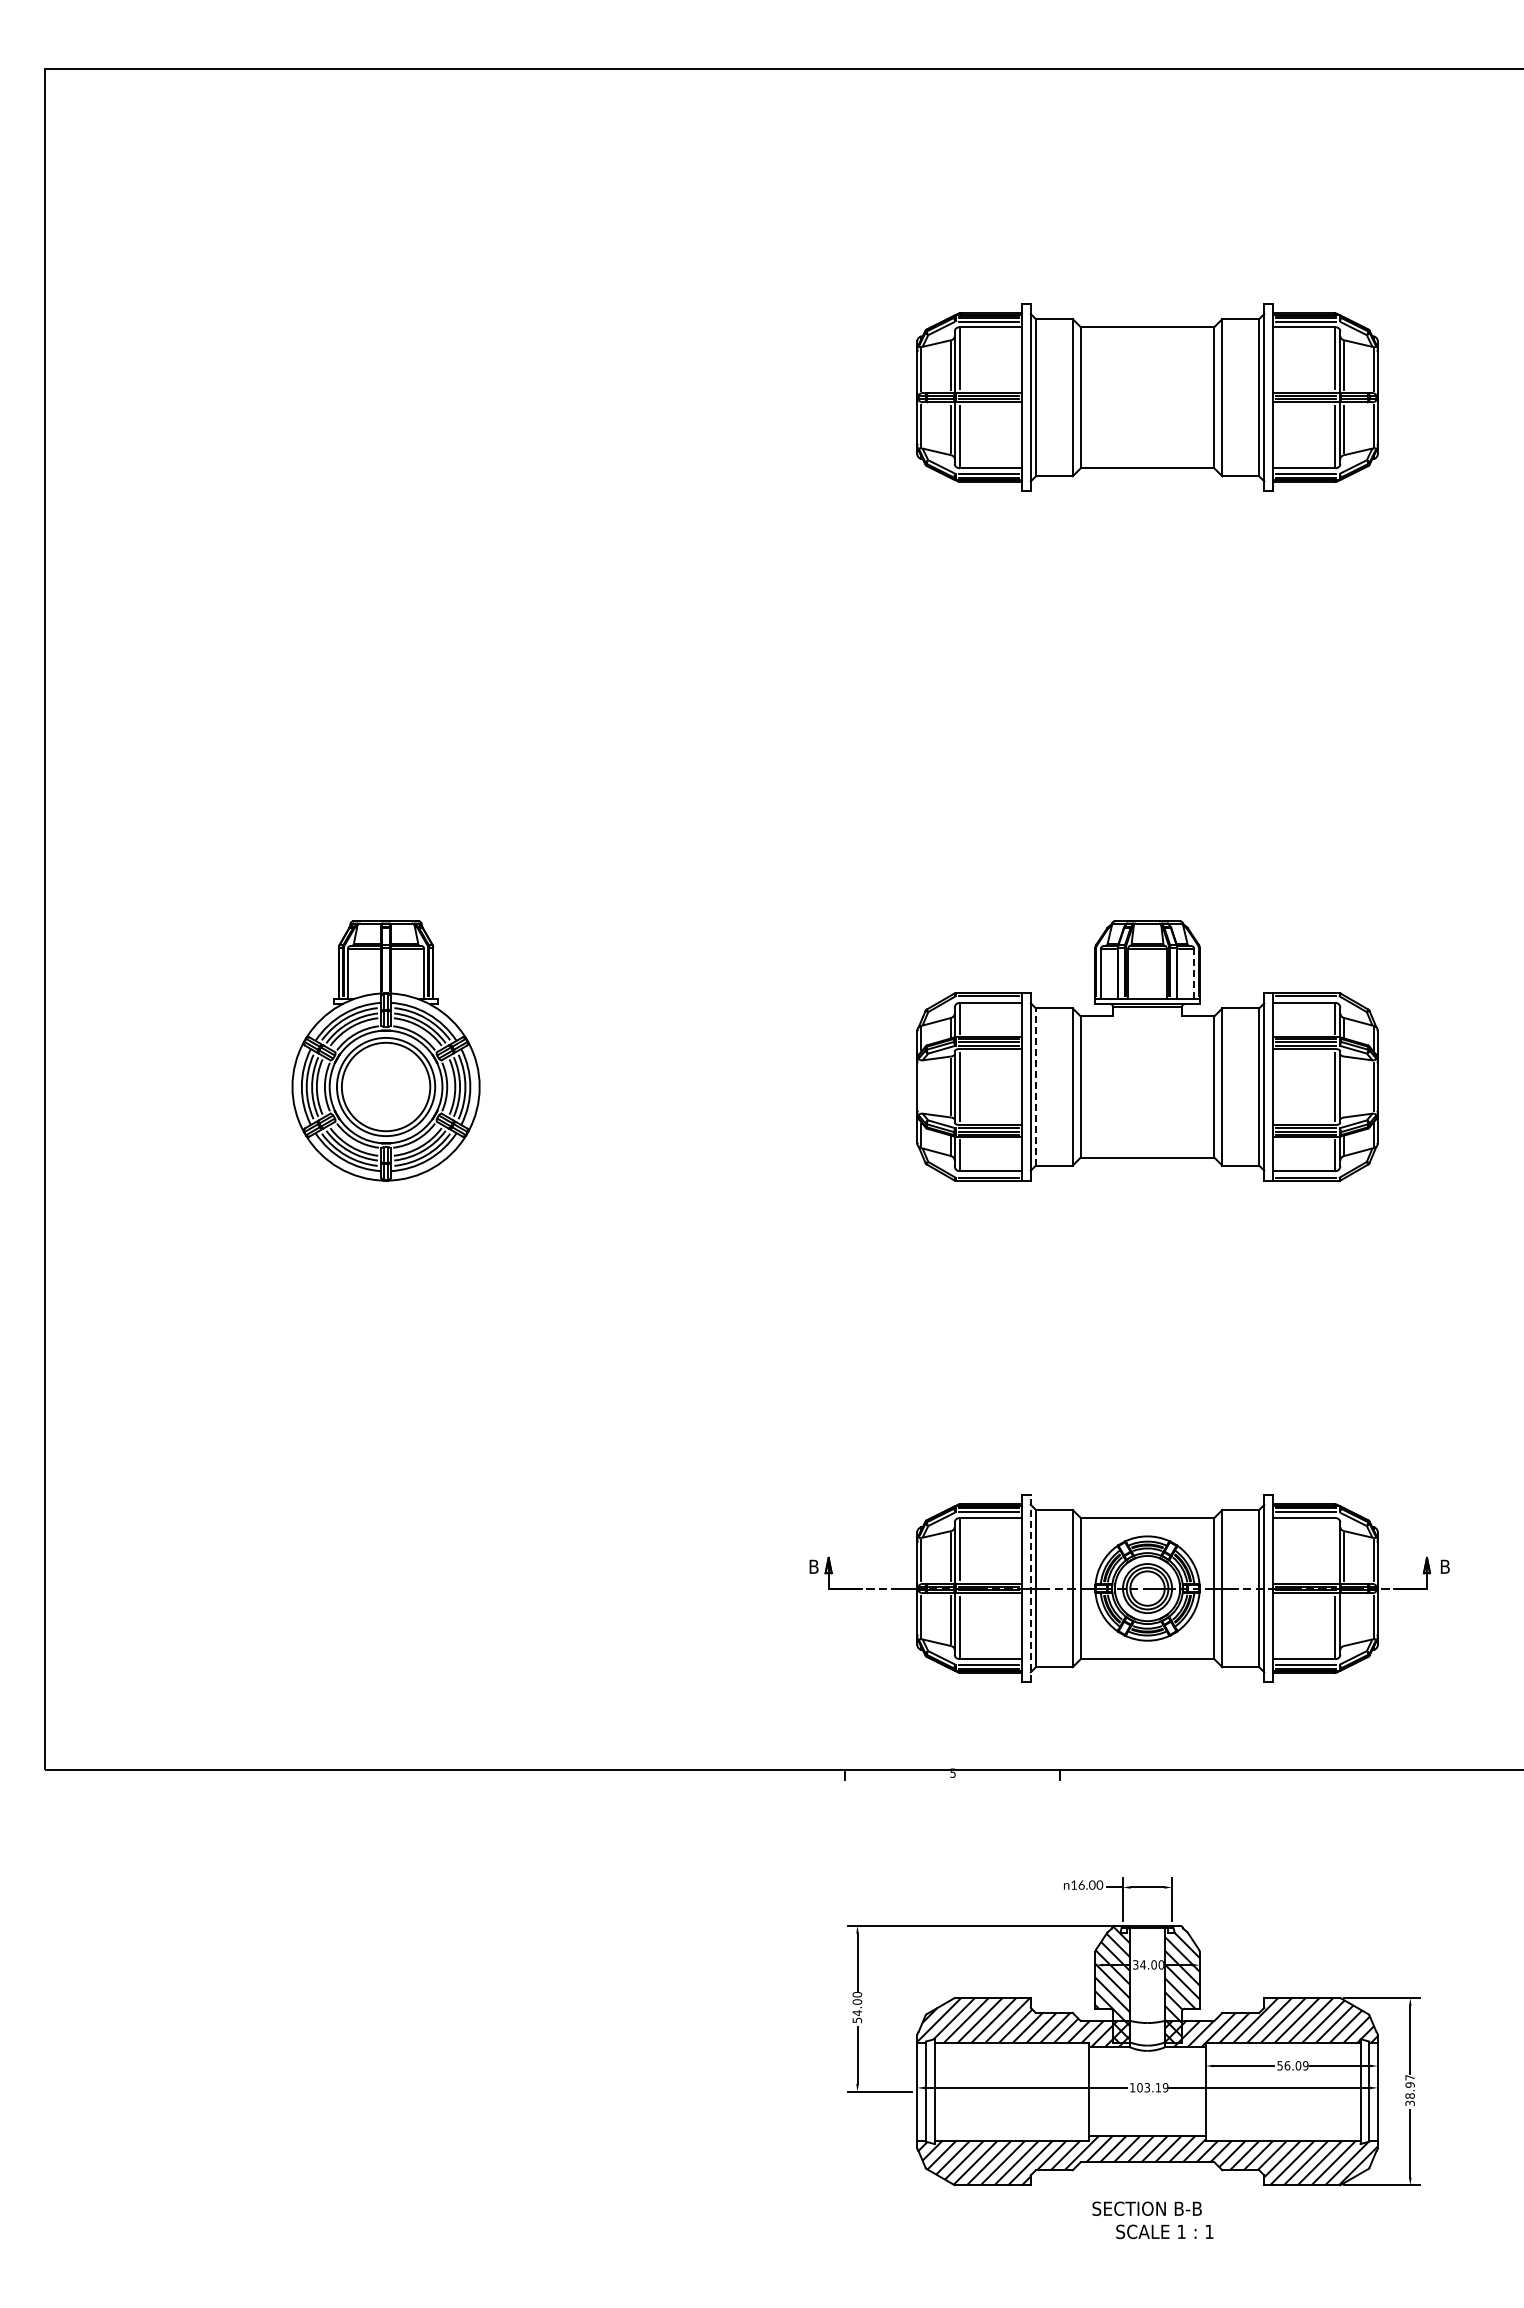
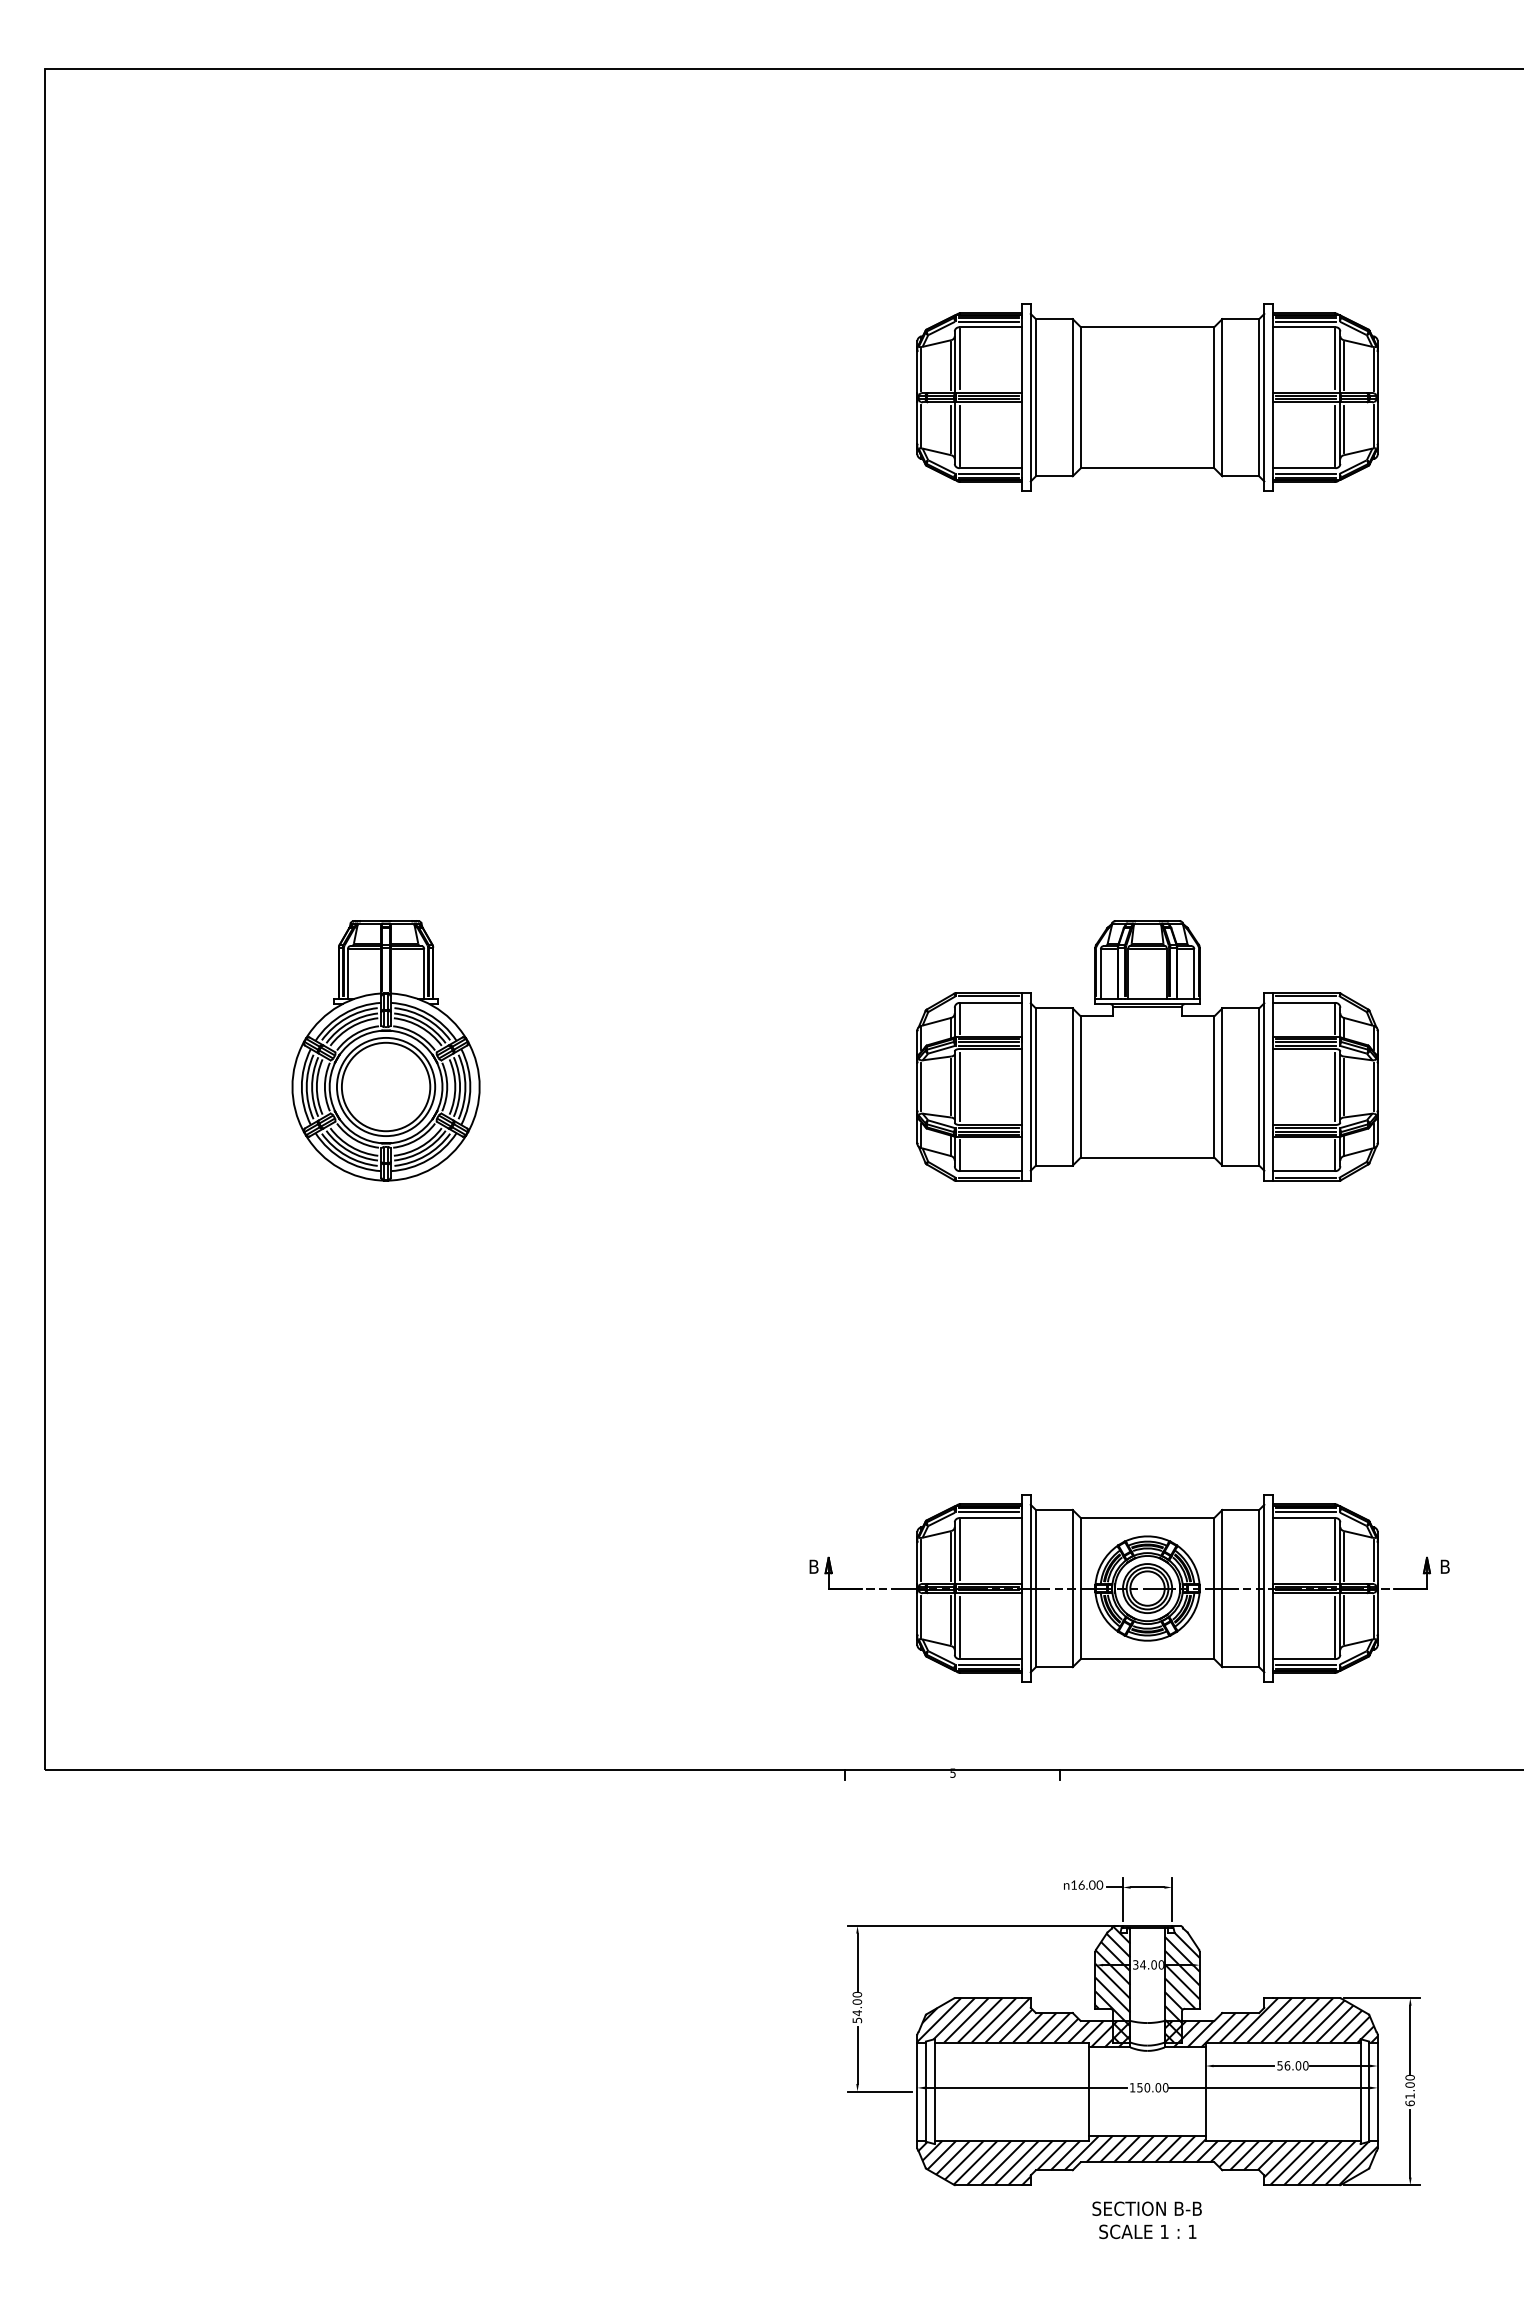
line: dashed -> solid (1194, 974)
line: none -> present (920, 1086)
line: none -> present (1343, 1086)
line: dashed -> solid (1035, 1087)
line: none -> present (1335, 1549)
line: dashed -> solid (1030, 1588)
line: none -> present (1343, 1620)
text: 56.09 -> 56.00 (1305, 2065)
text: 103.19 -> 150.00 (1152, 2087)
text: 38.97 -> 61.00 (1409, 2090)
text position: (1164, 2231) -> (1147, 2231) (1147, 2231)
